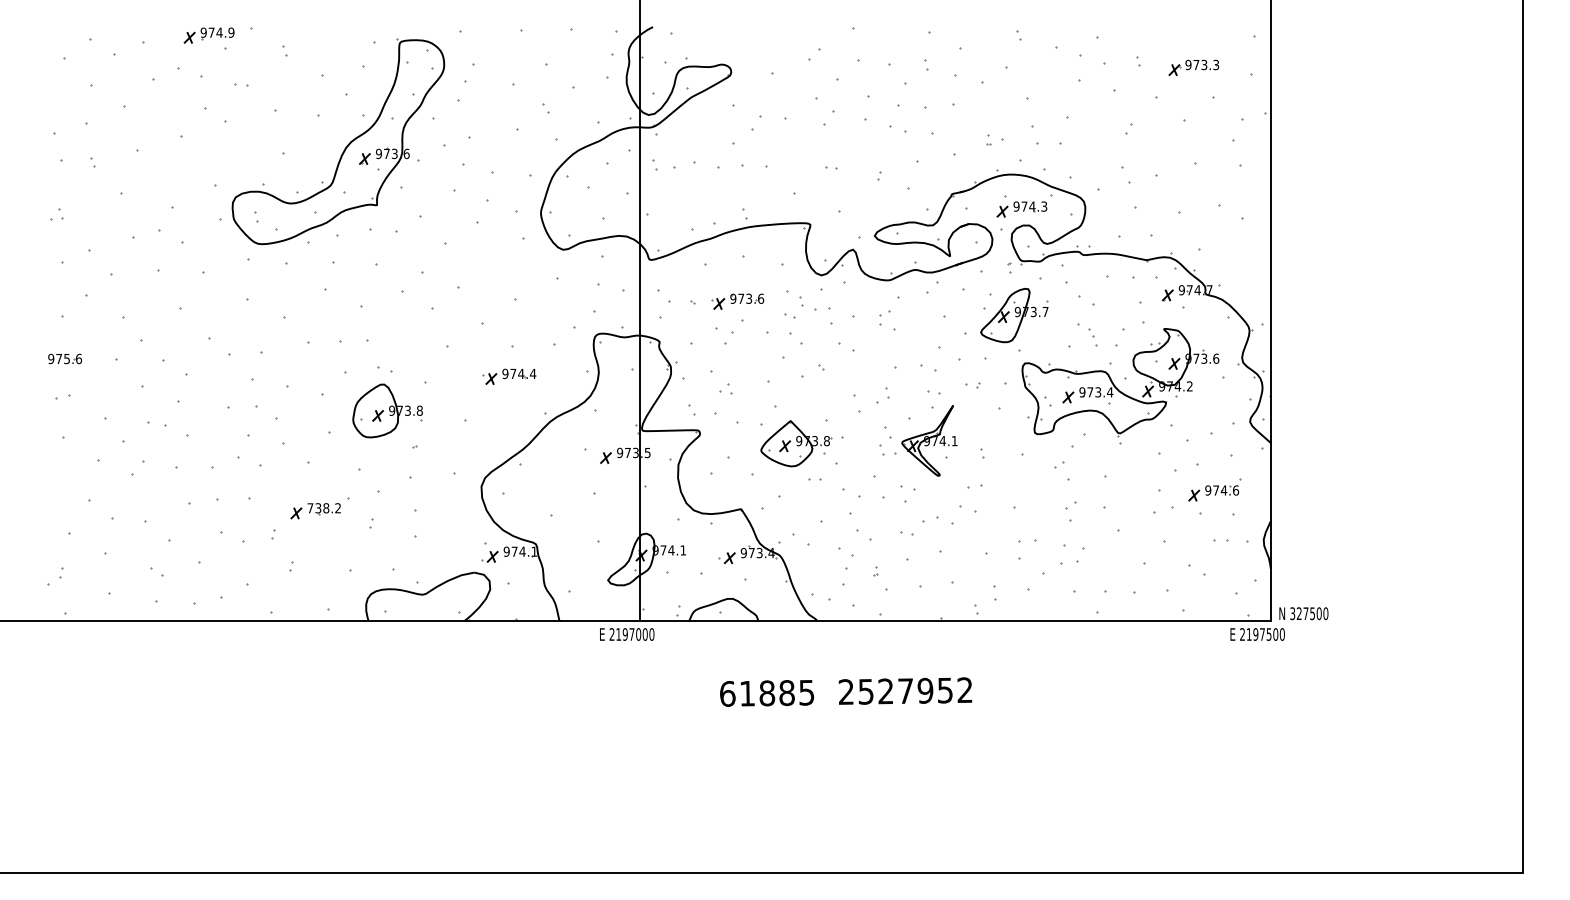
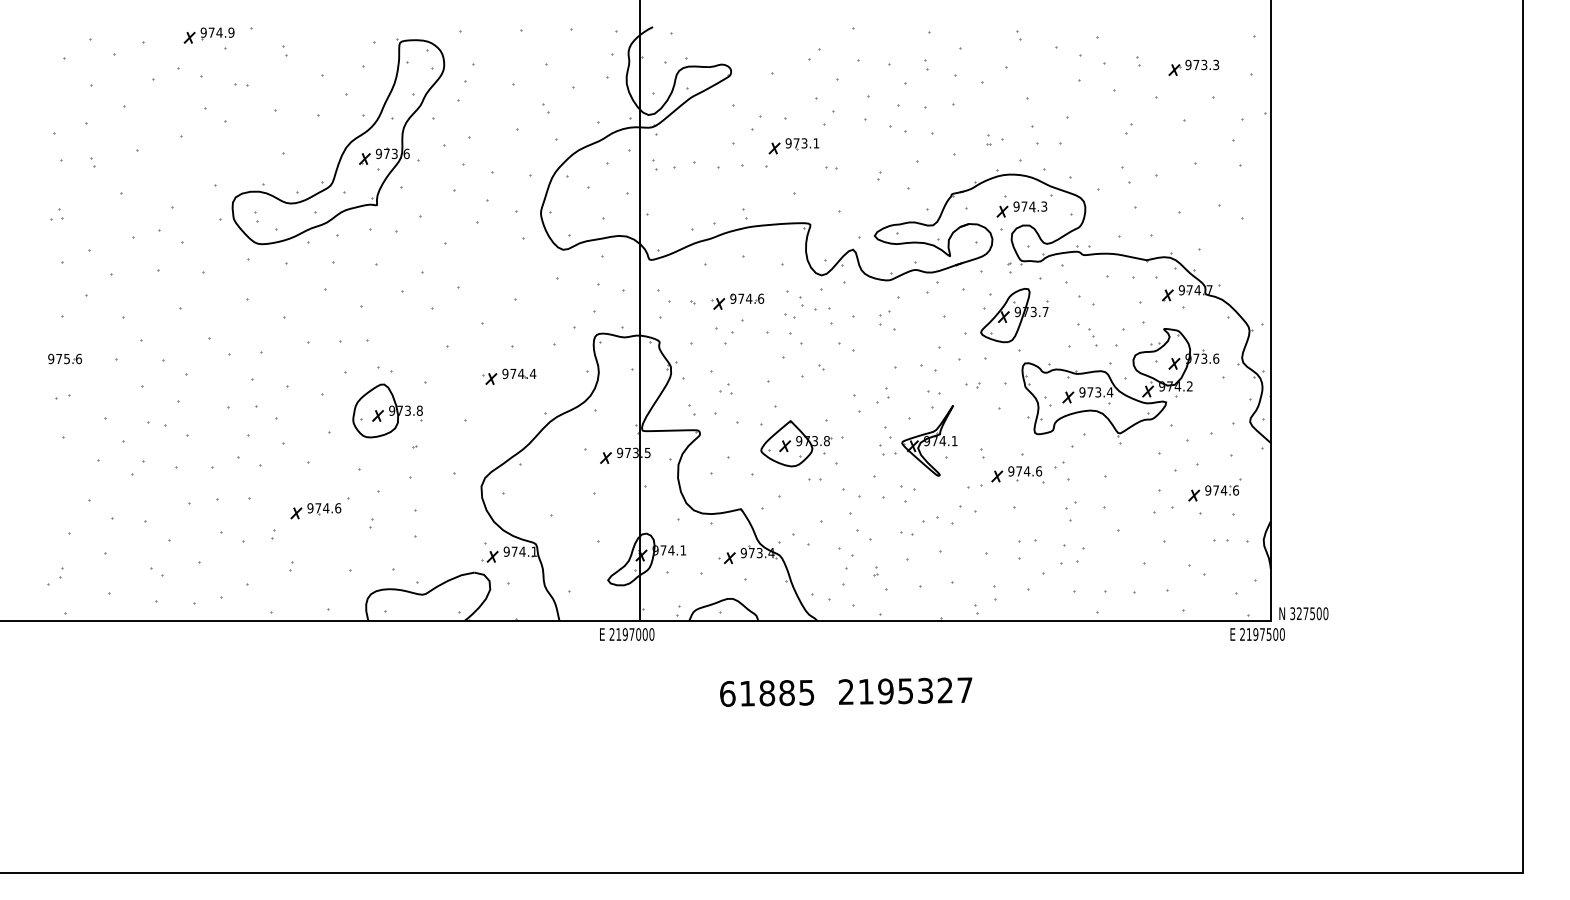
part: none -> present (793, 146)
text: 973.6 -> 974.6 (748, 298)
part: none -> present (1017, 474)
text: 738.2 -> 974.6 (324, 508)
text: 2527952 -> 2195327 (915, 690)
